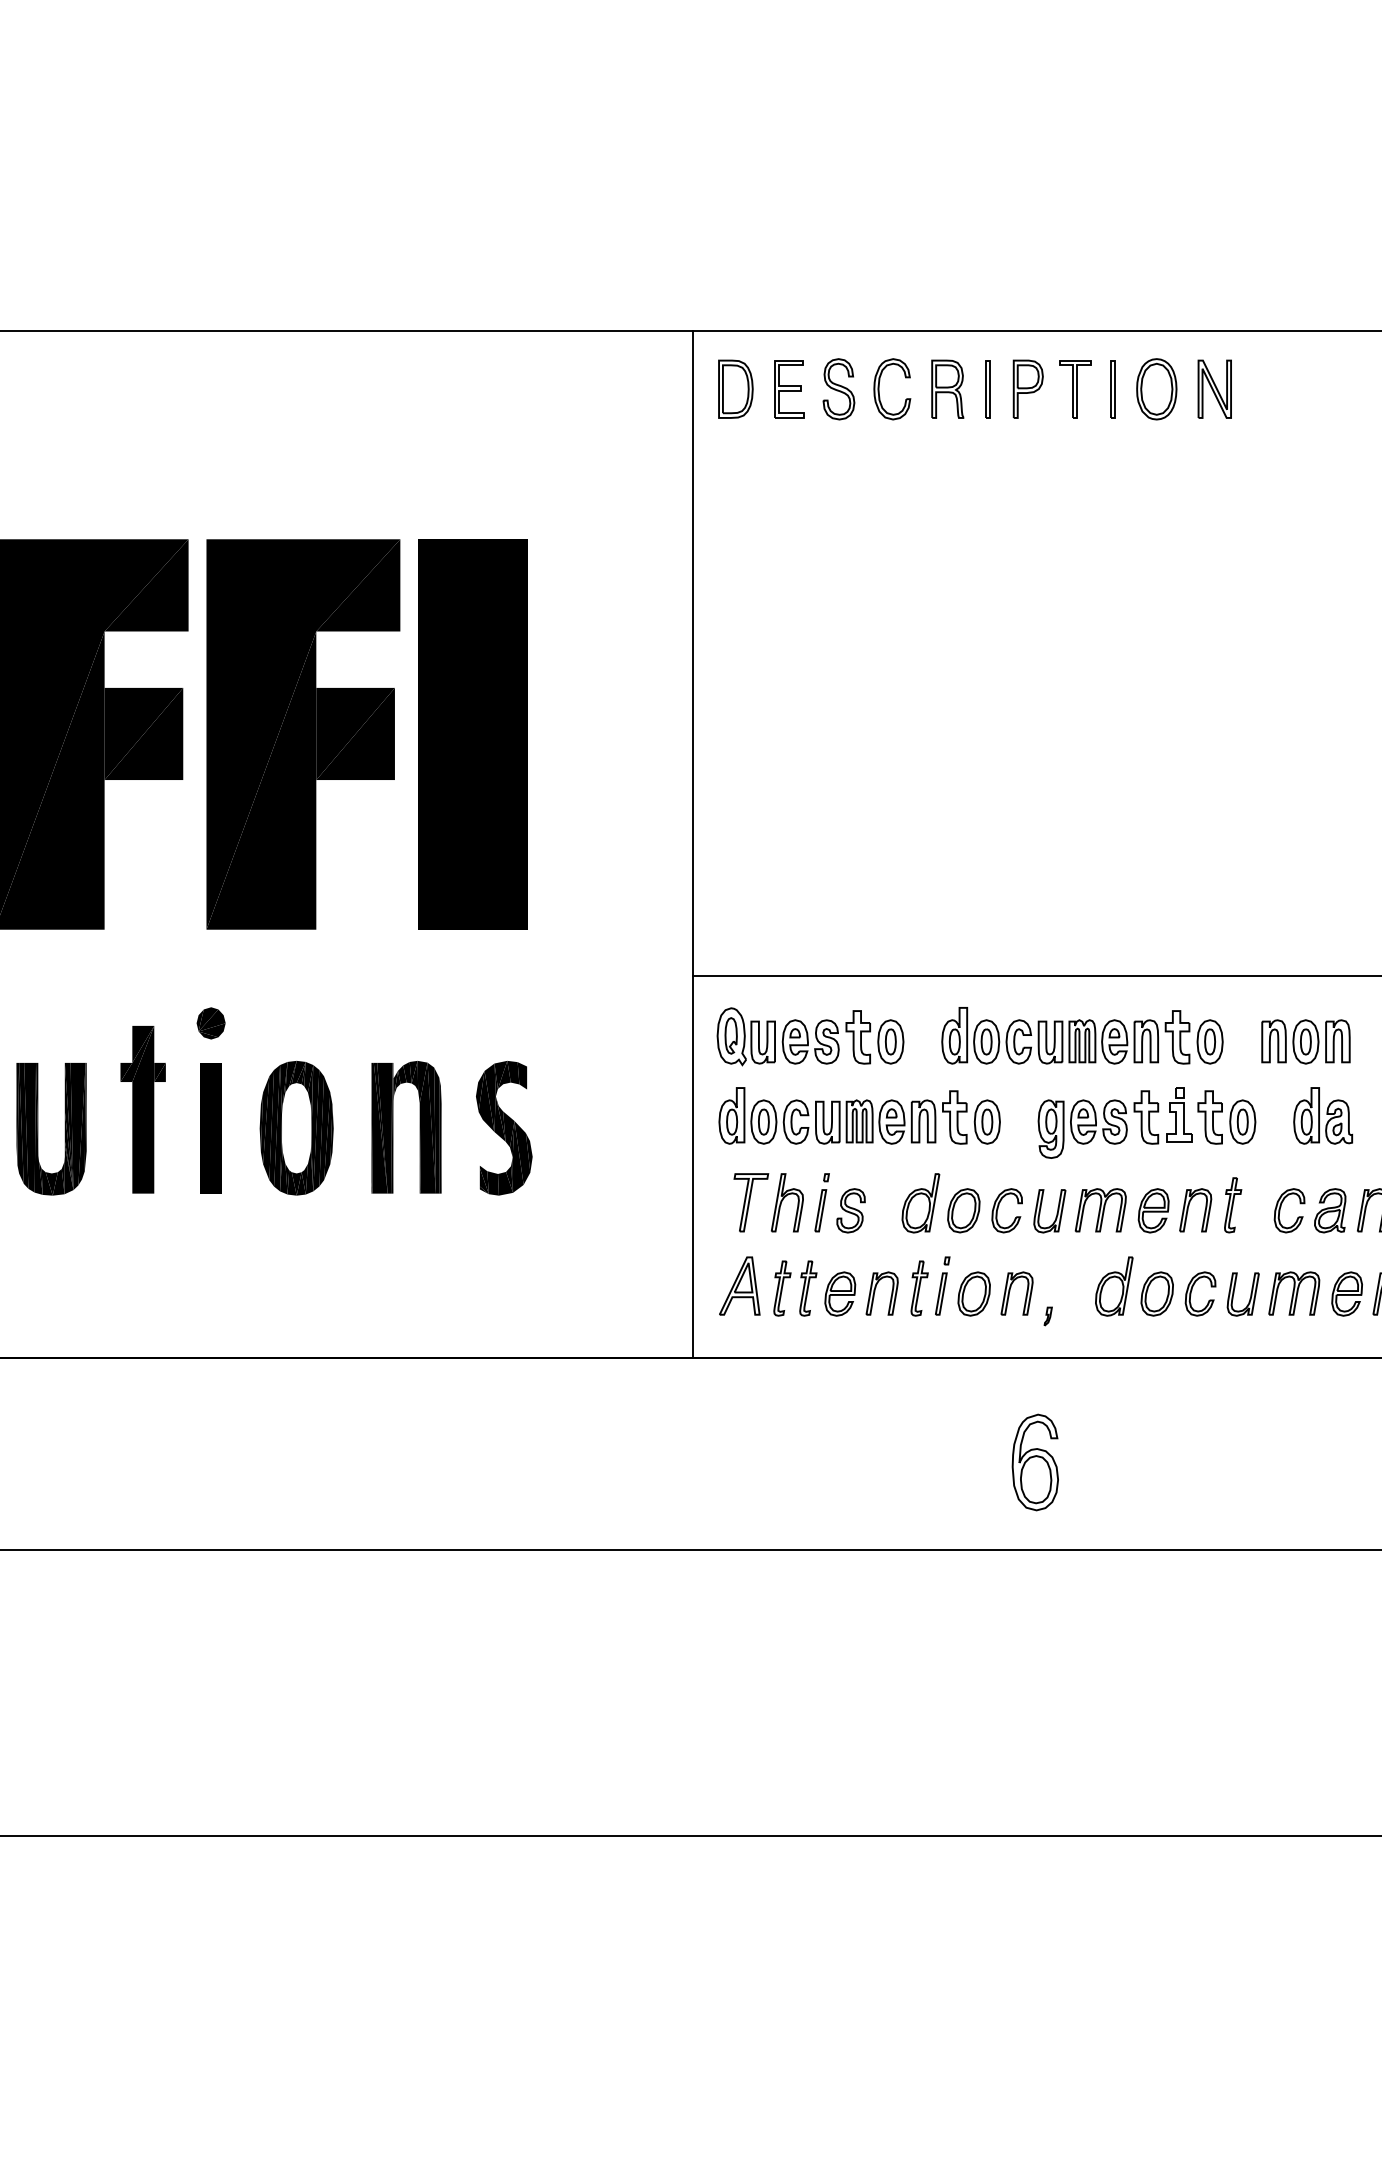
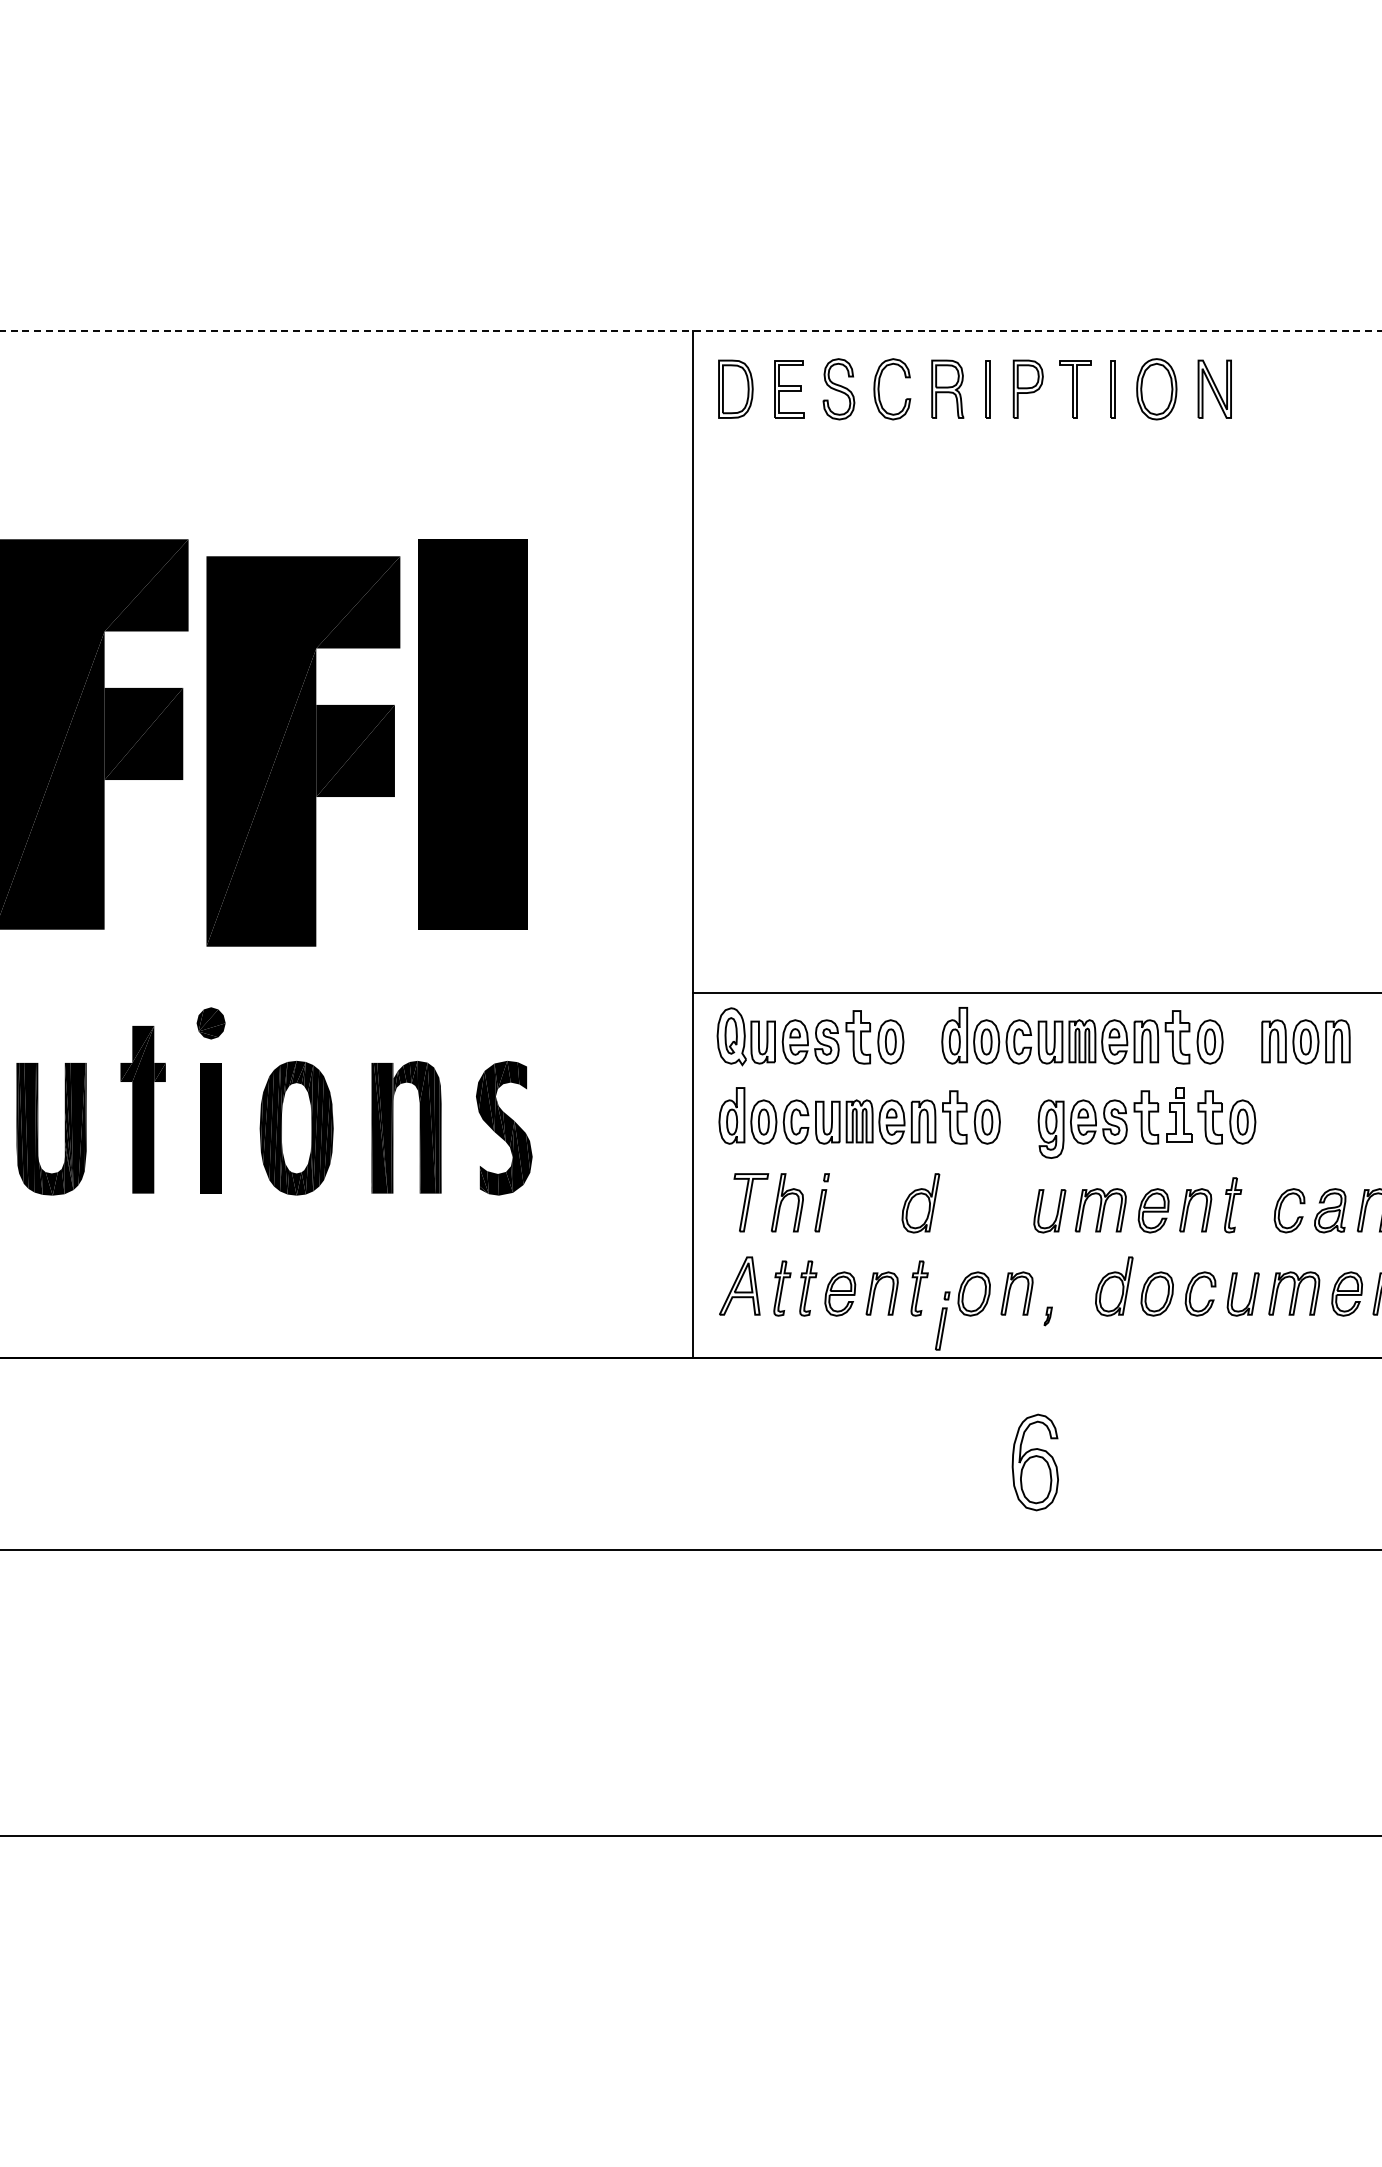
line: solid -> dashed (692, 330)
part position: (303, 734) -> (303, 751) (303, 751)
line position: (1035, 975) -> (1035, 992) (1035, 992)
part: present -> none (1323, 1115)
part: present -> none (998, 1209)
part: present -> none (850, 1210)
part: present -> none (963, 1210)
part position: (942, 1285) -> (942, 1320) (942, 1320)
